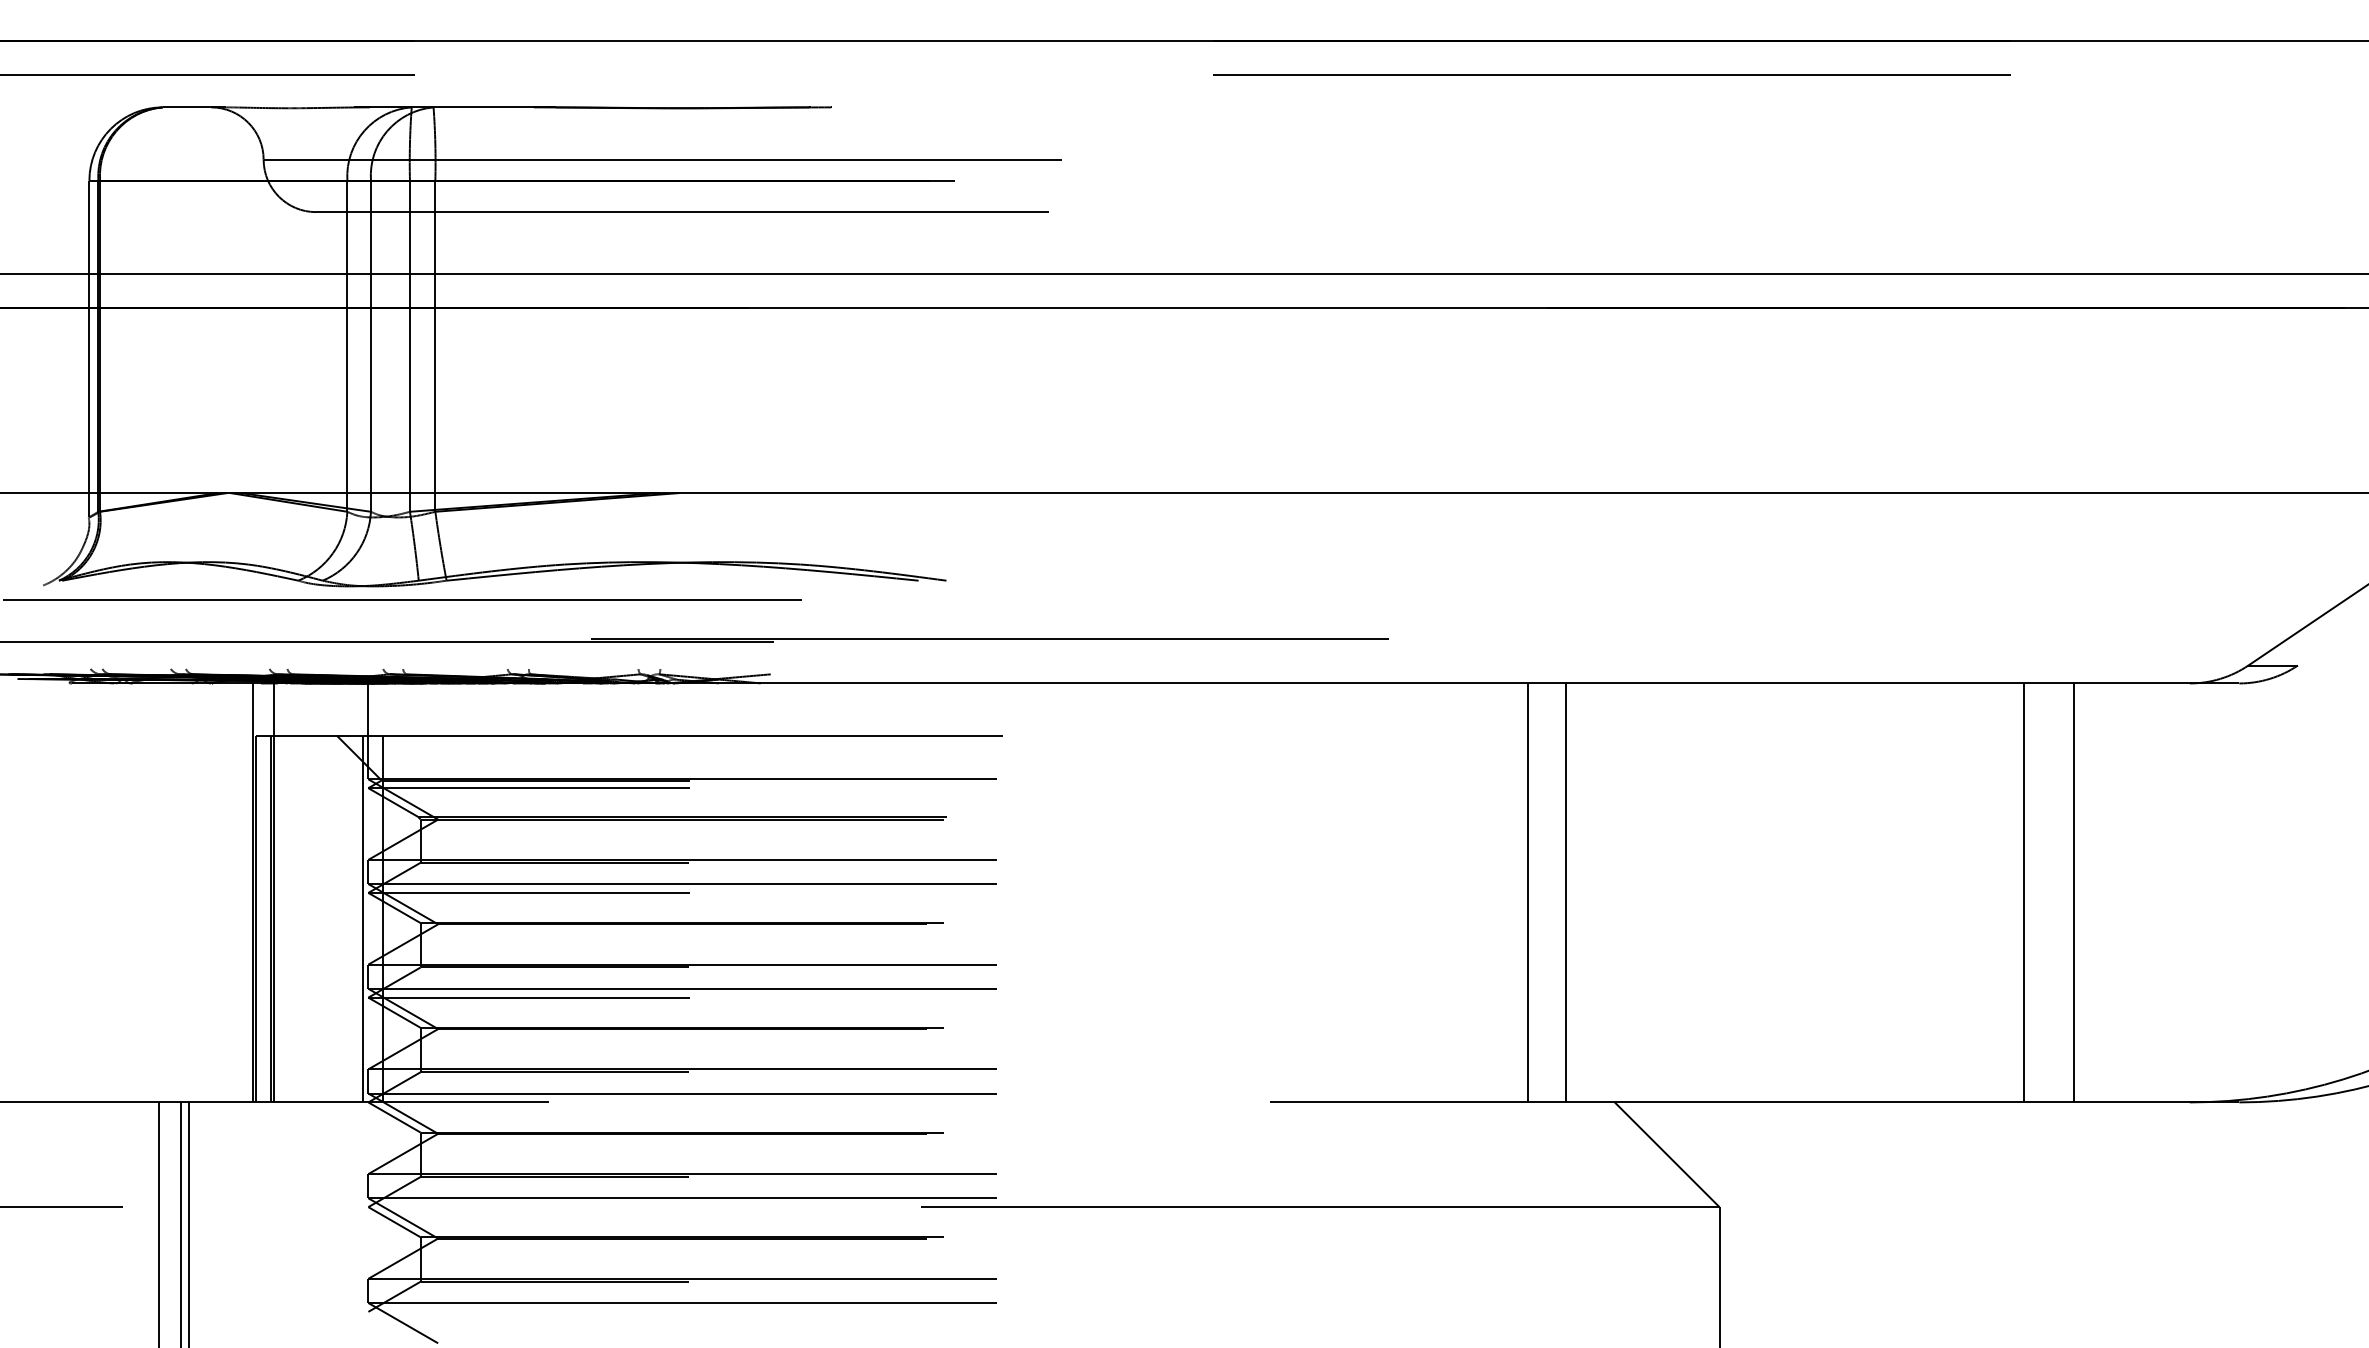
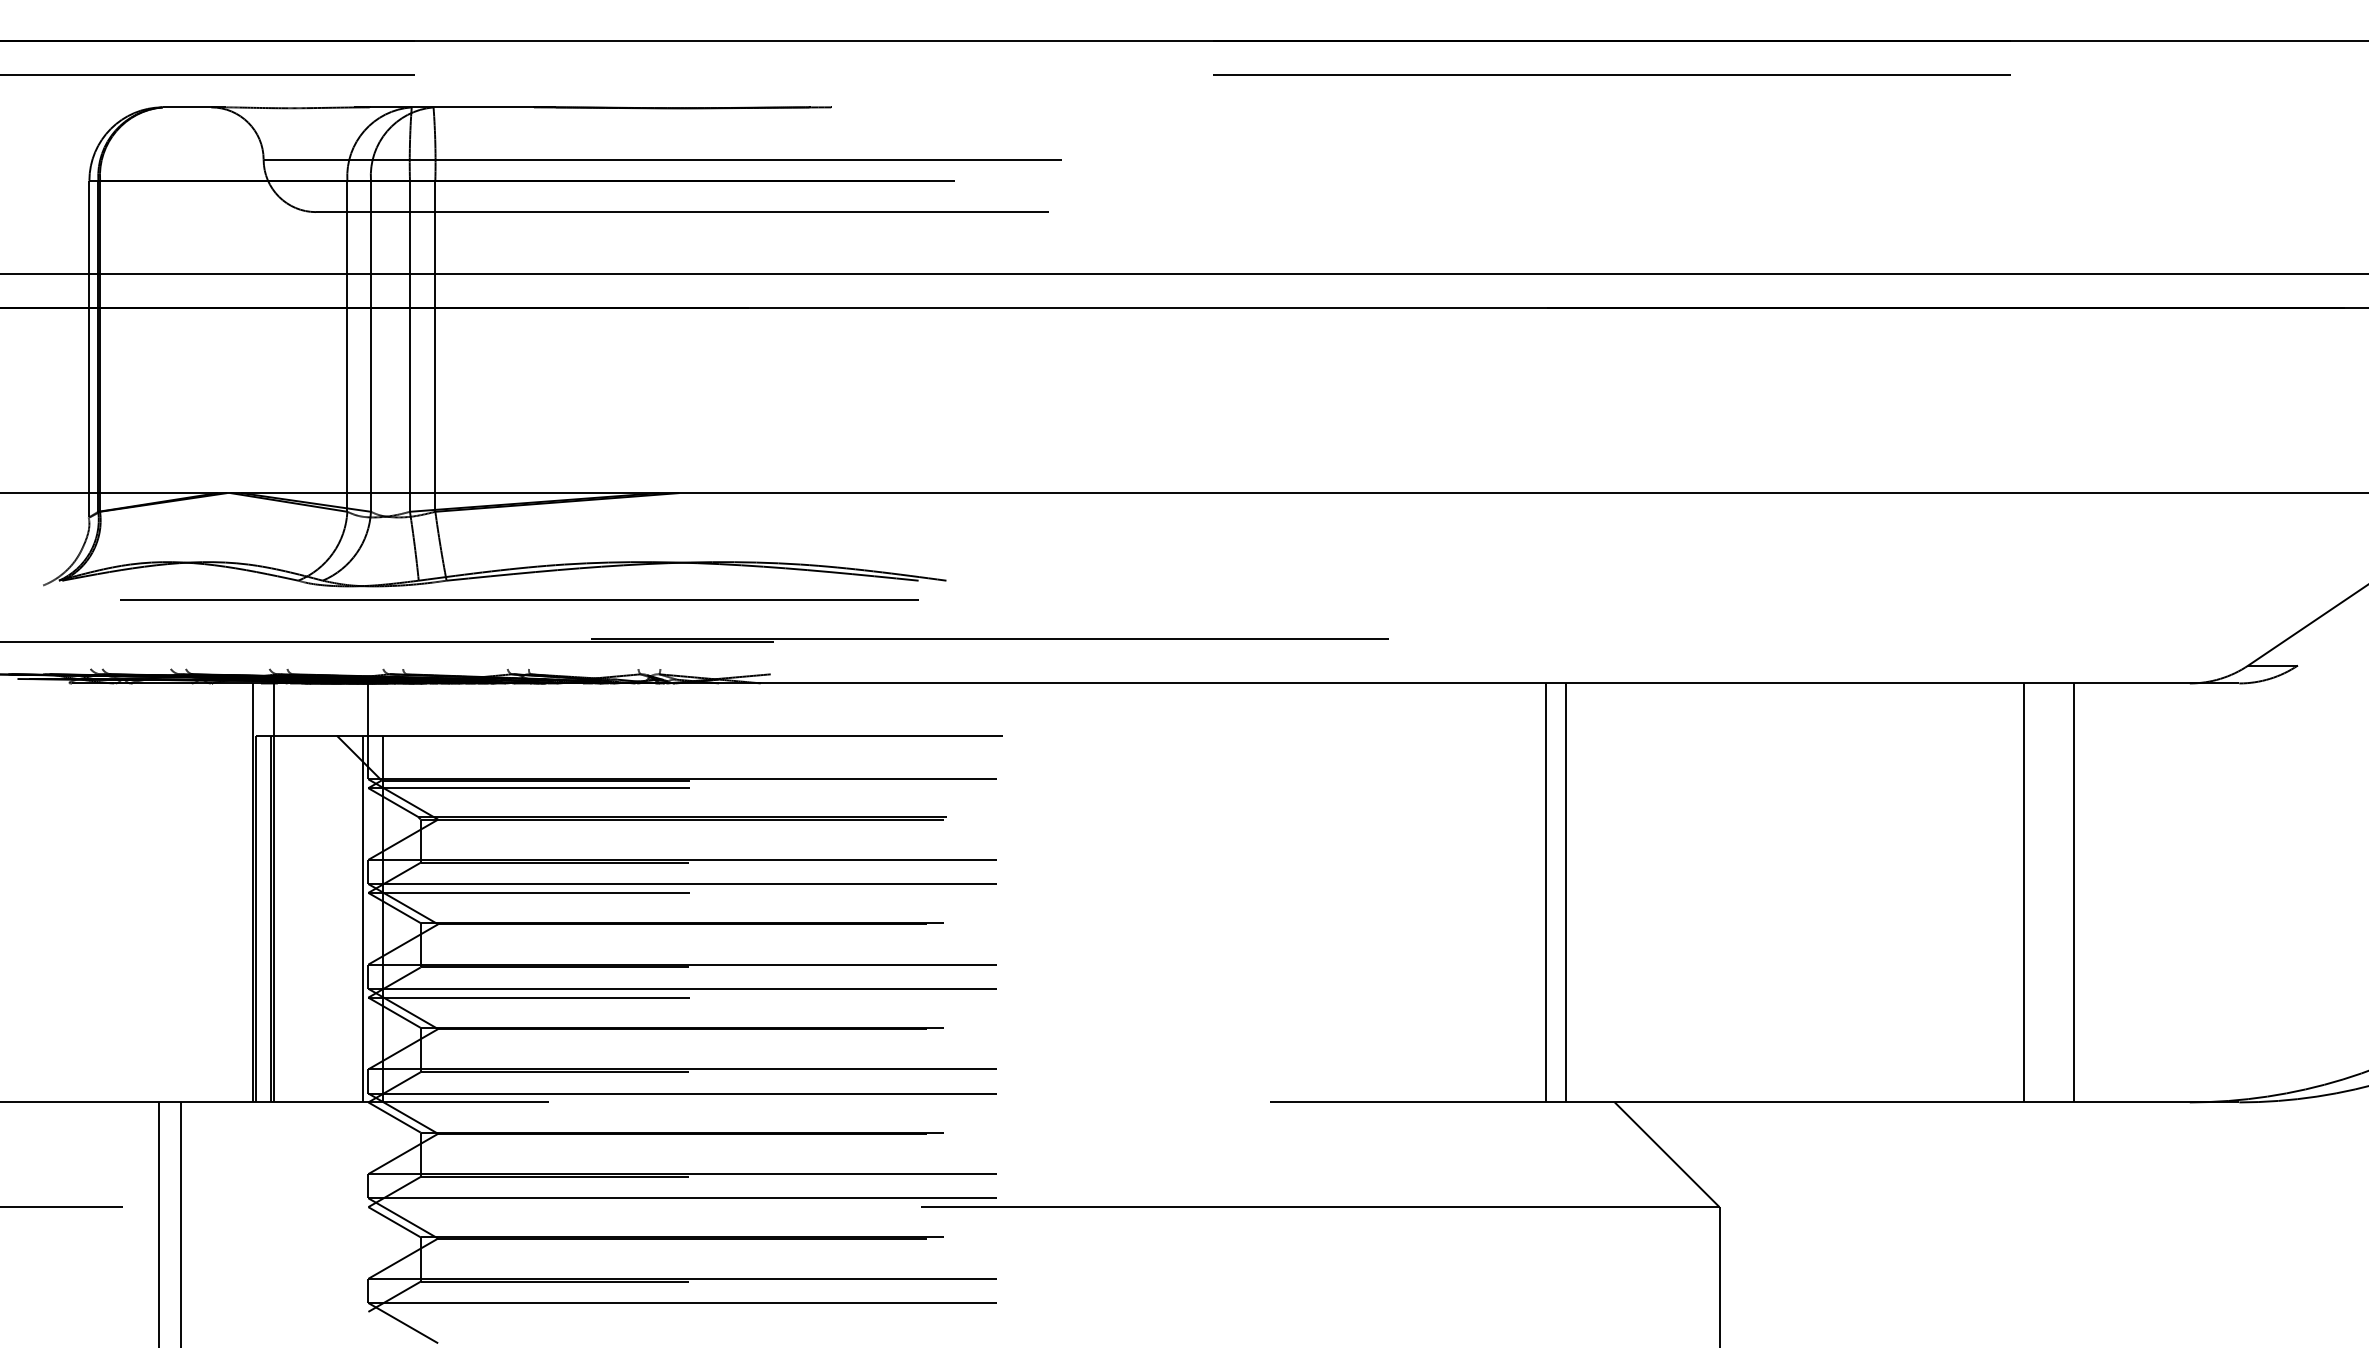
line position: (402, 599) -> (519, 599) (519, 599)
line position: (1527, 892) -> (1545, 892) (1545, 892)
line: present -> none (189, 1223)
